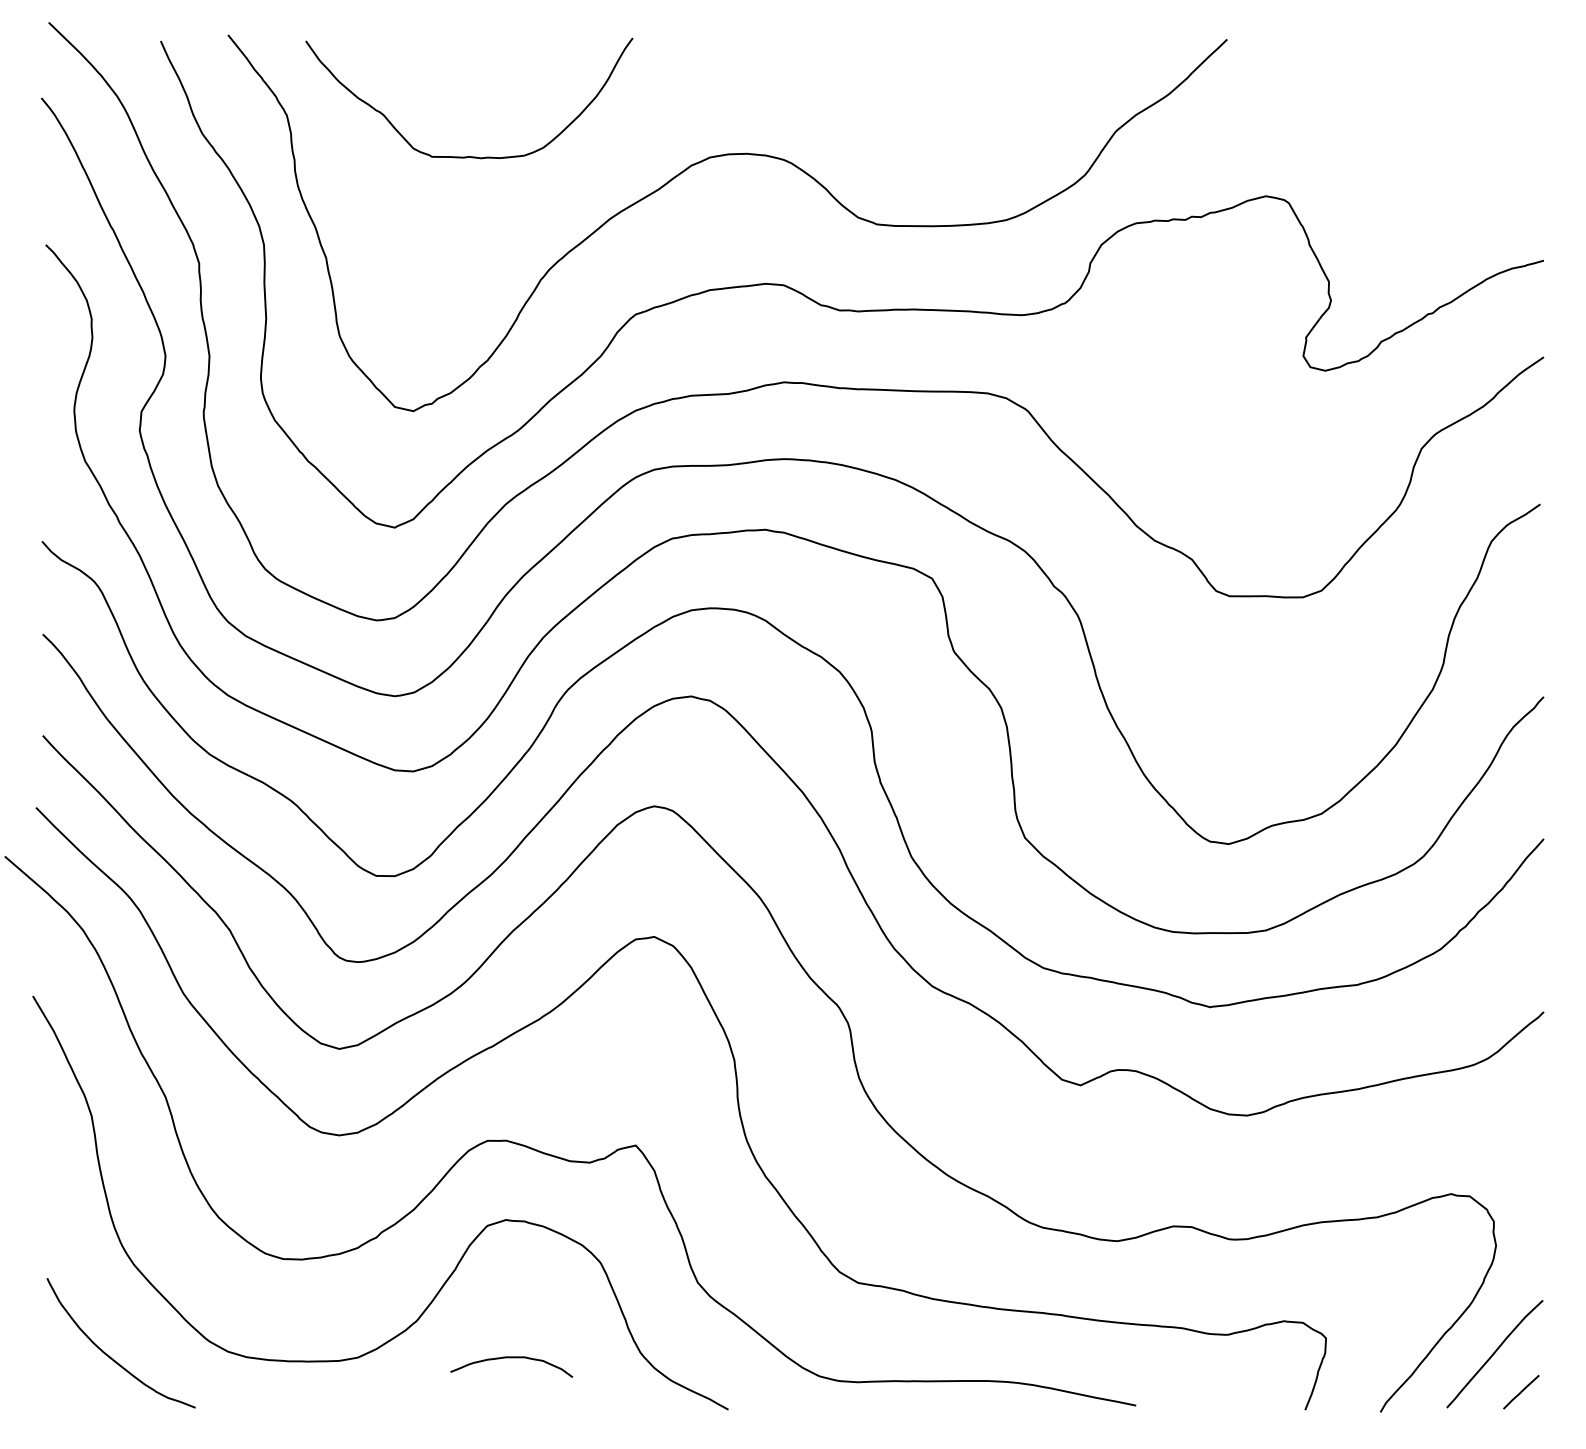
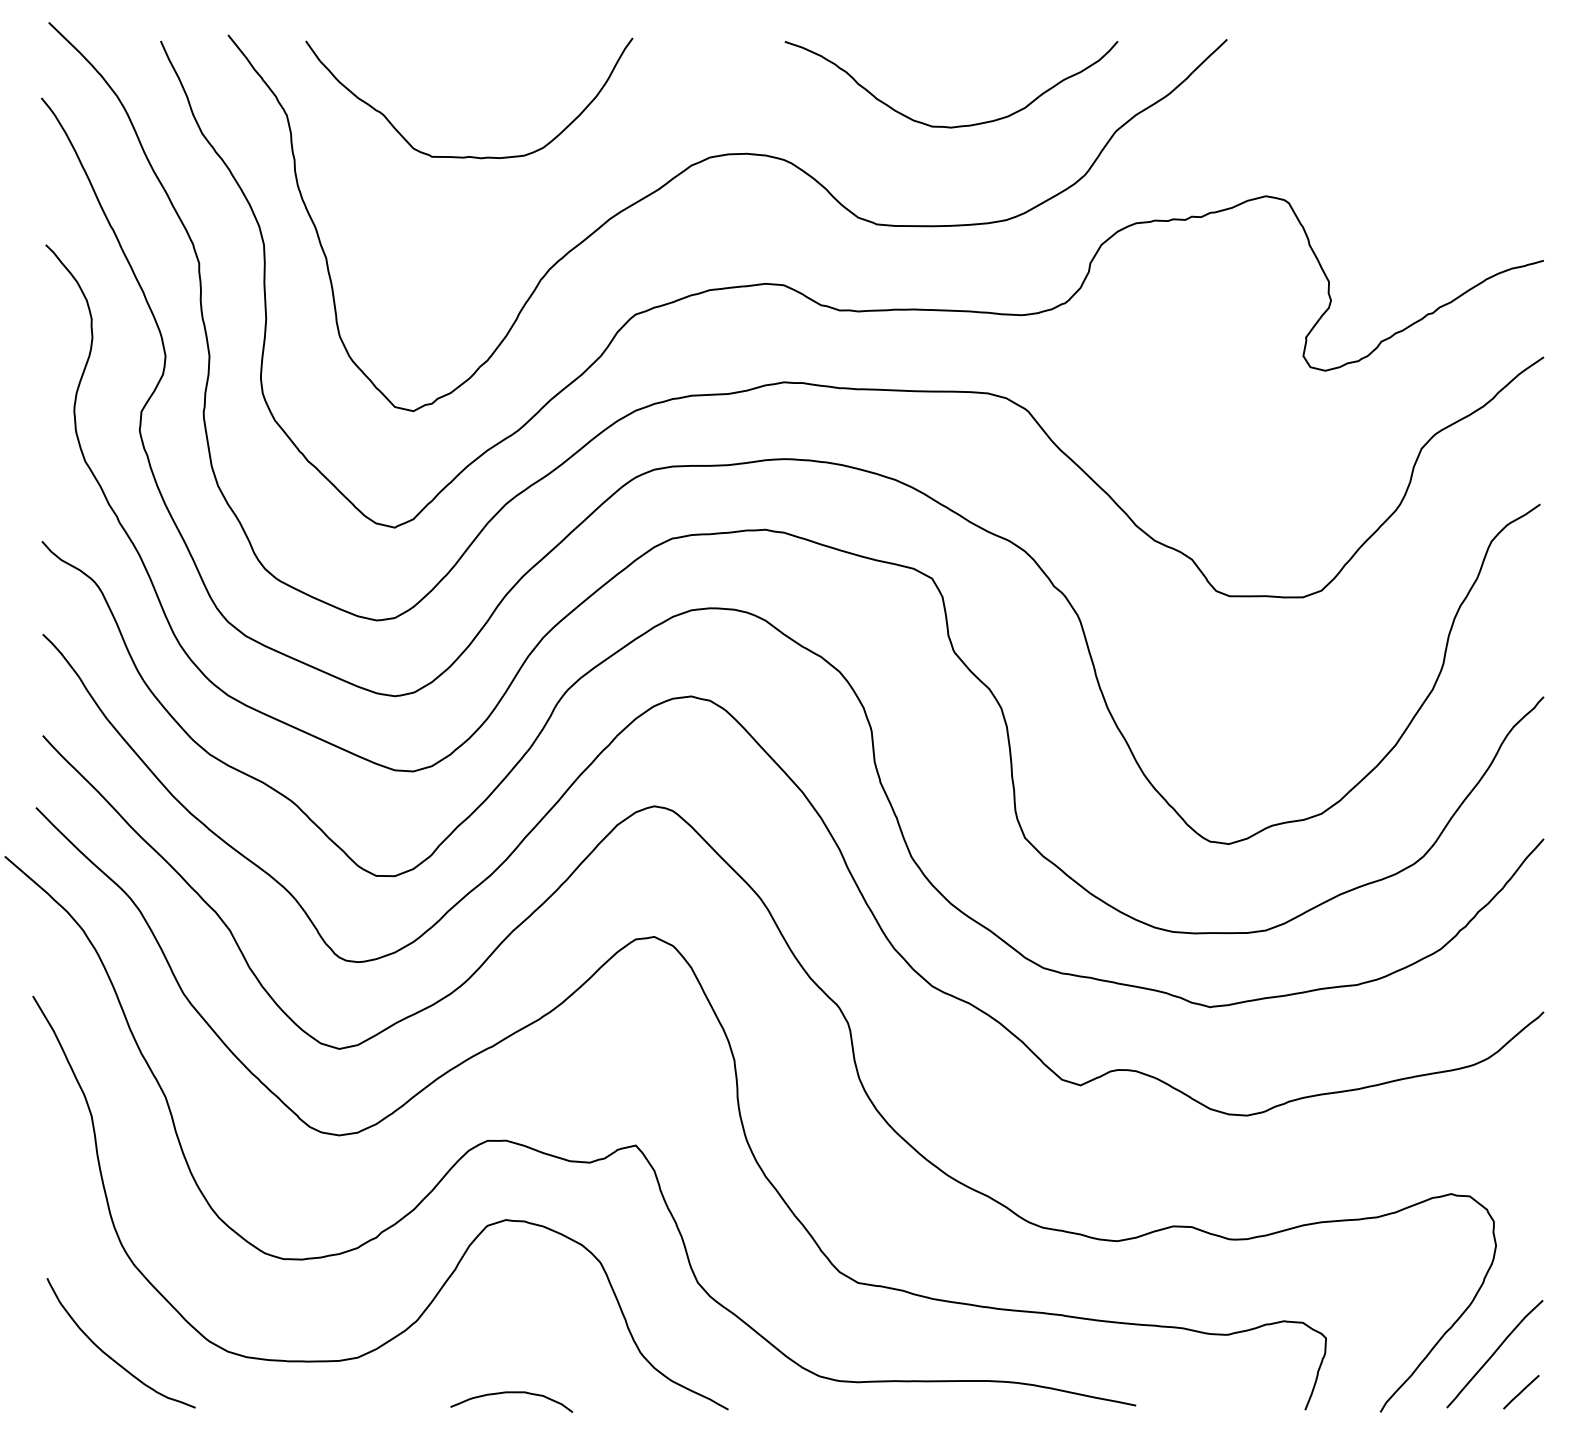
curve: none -> present (957, 125)
curve position: (511, 1358) -> (511, 1393) (511, 1393)
